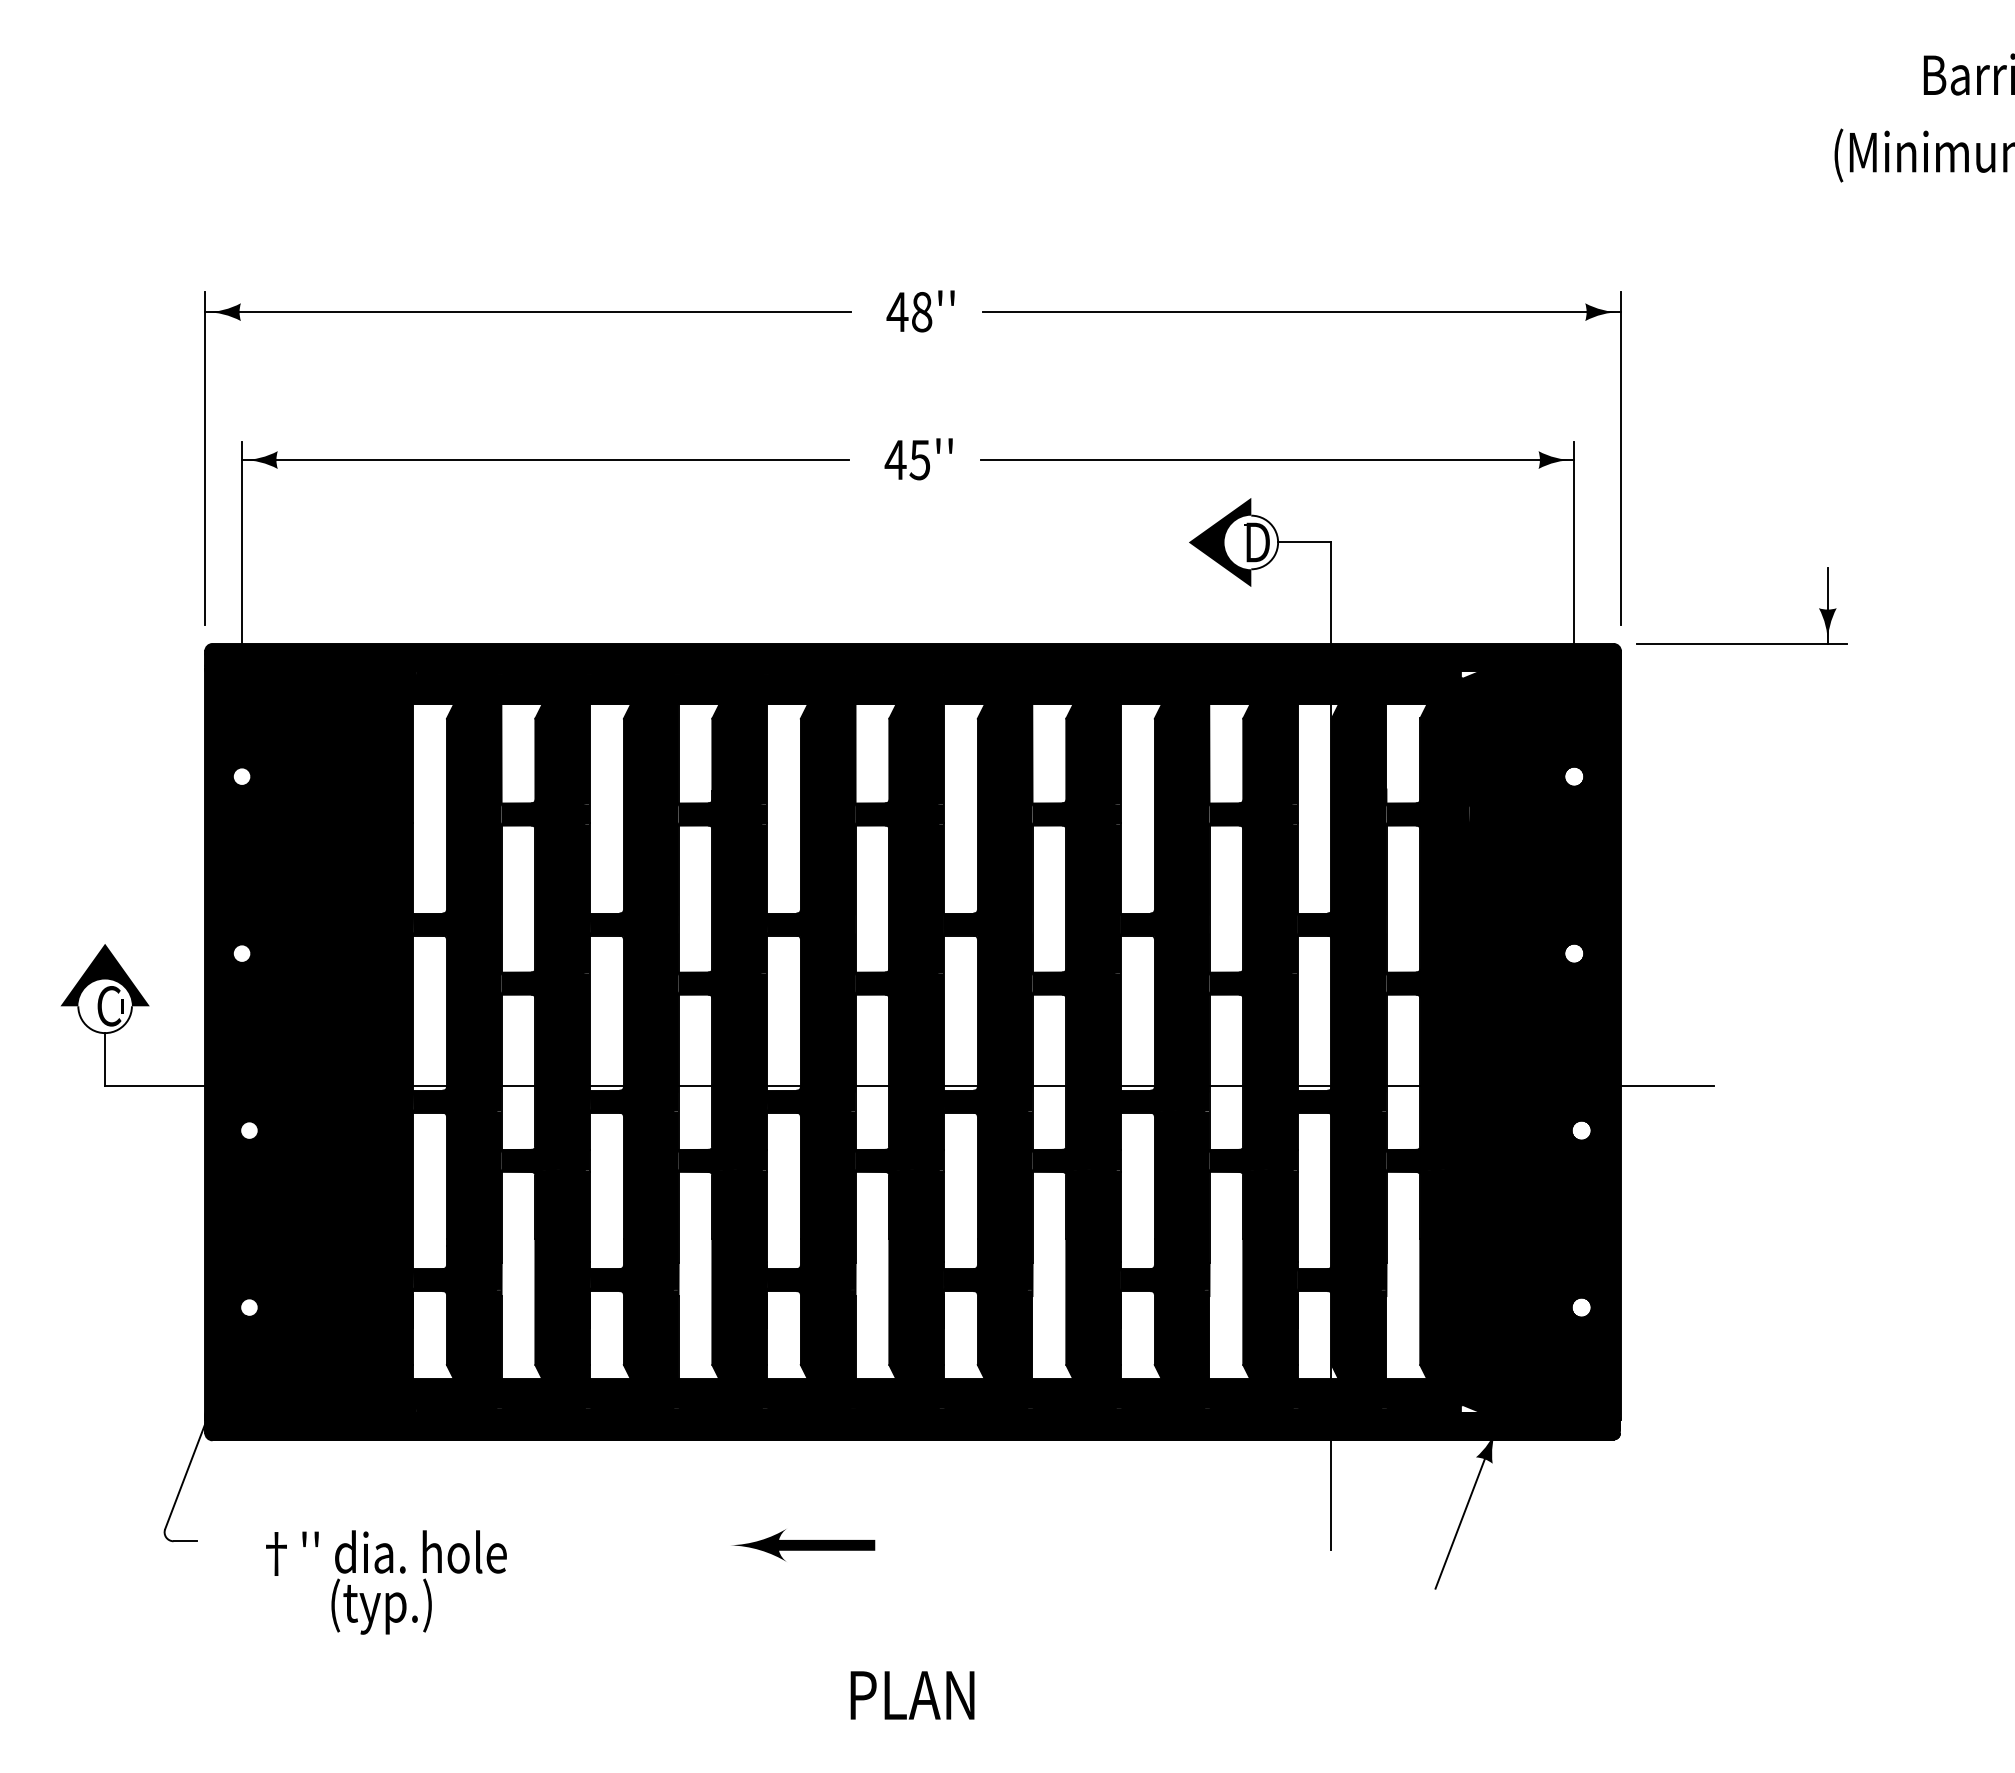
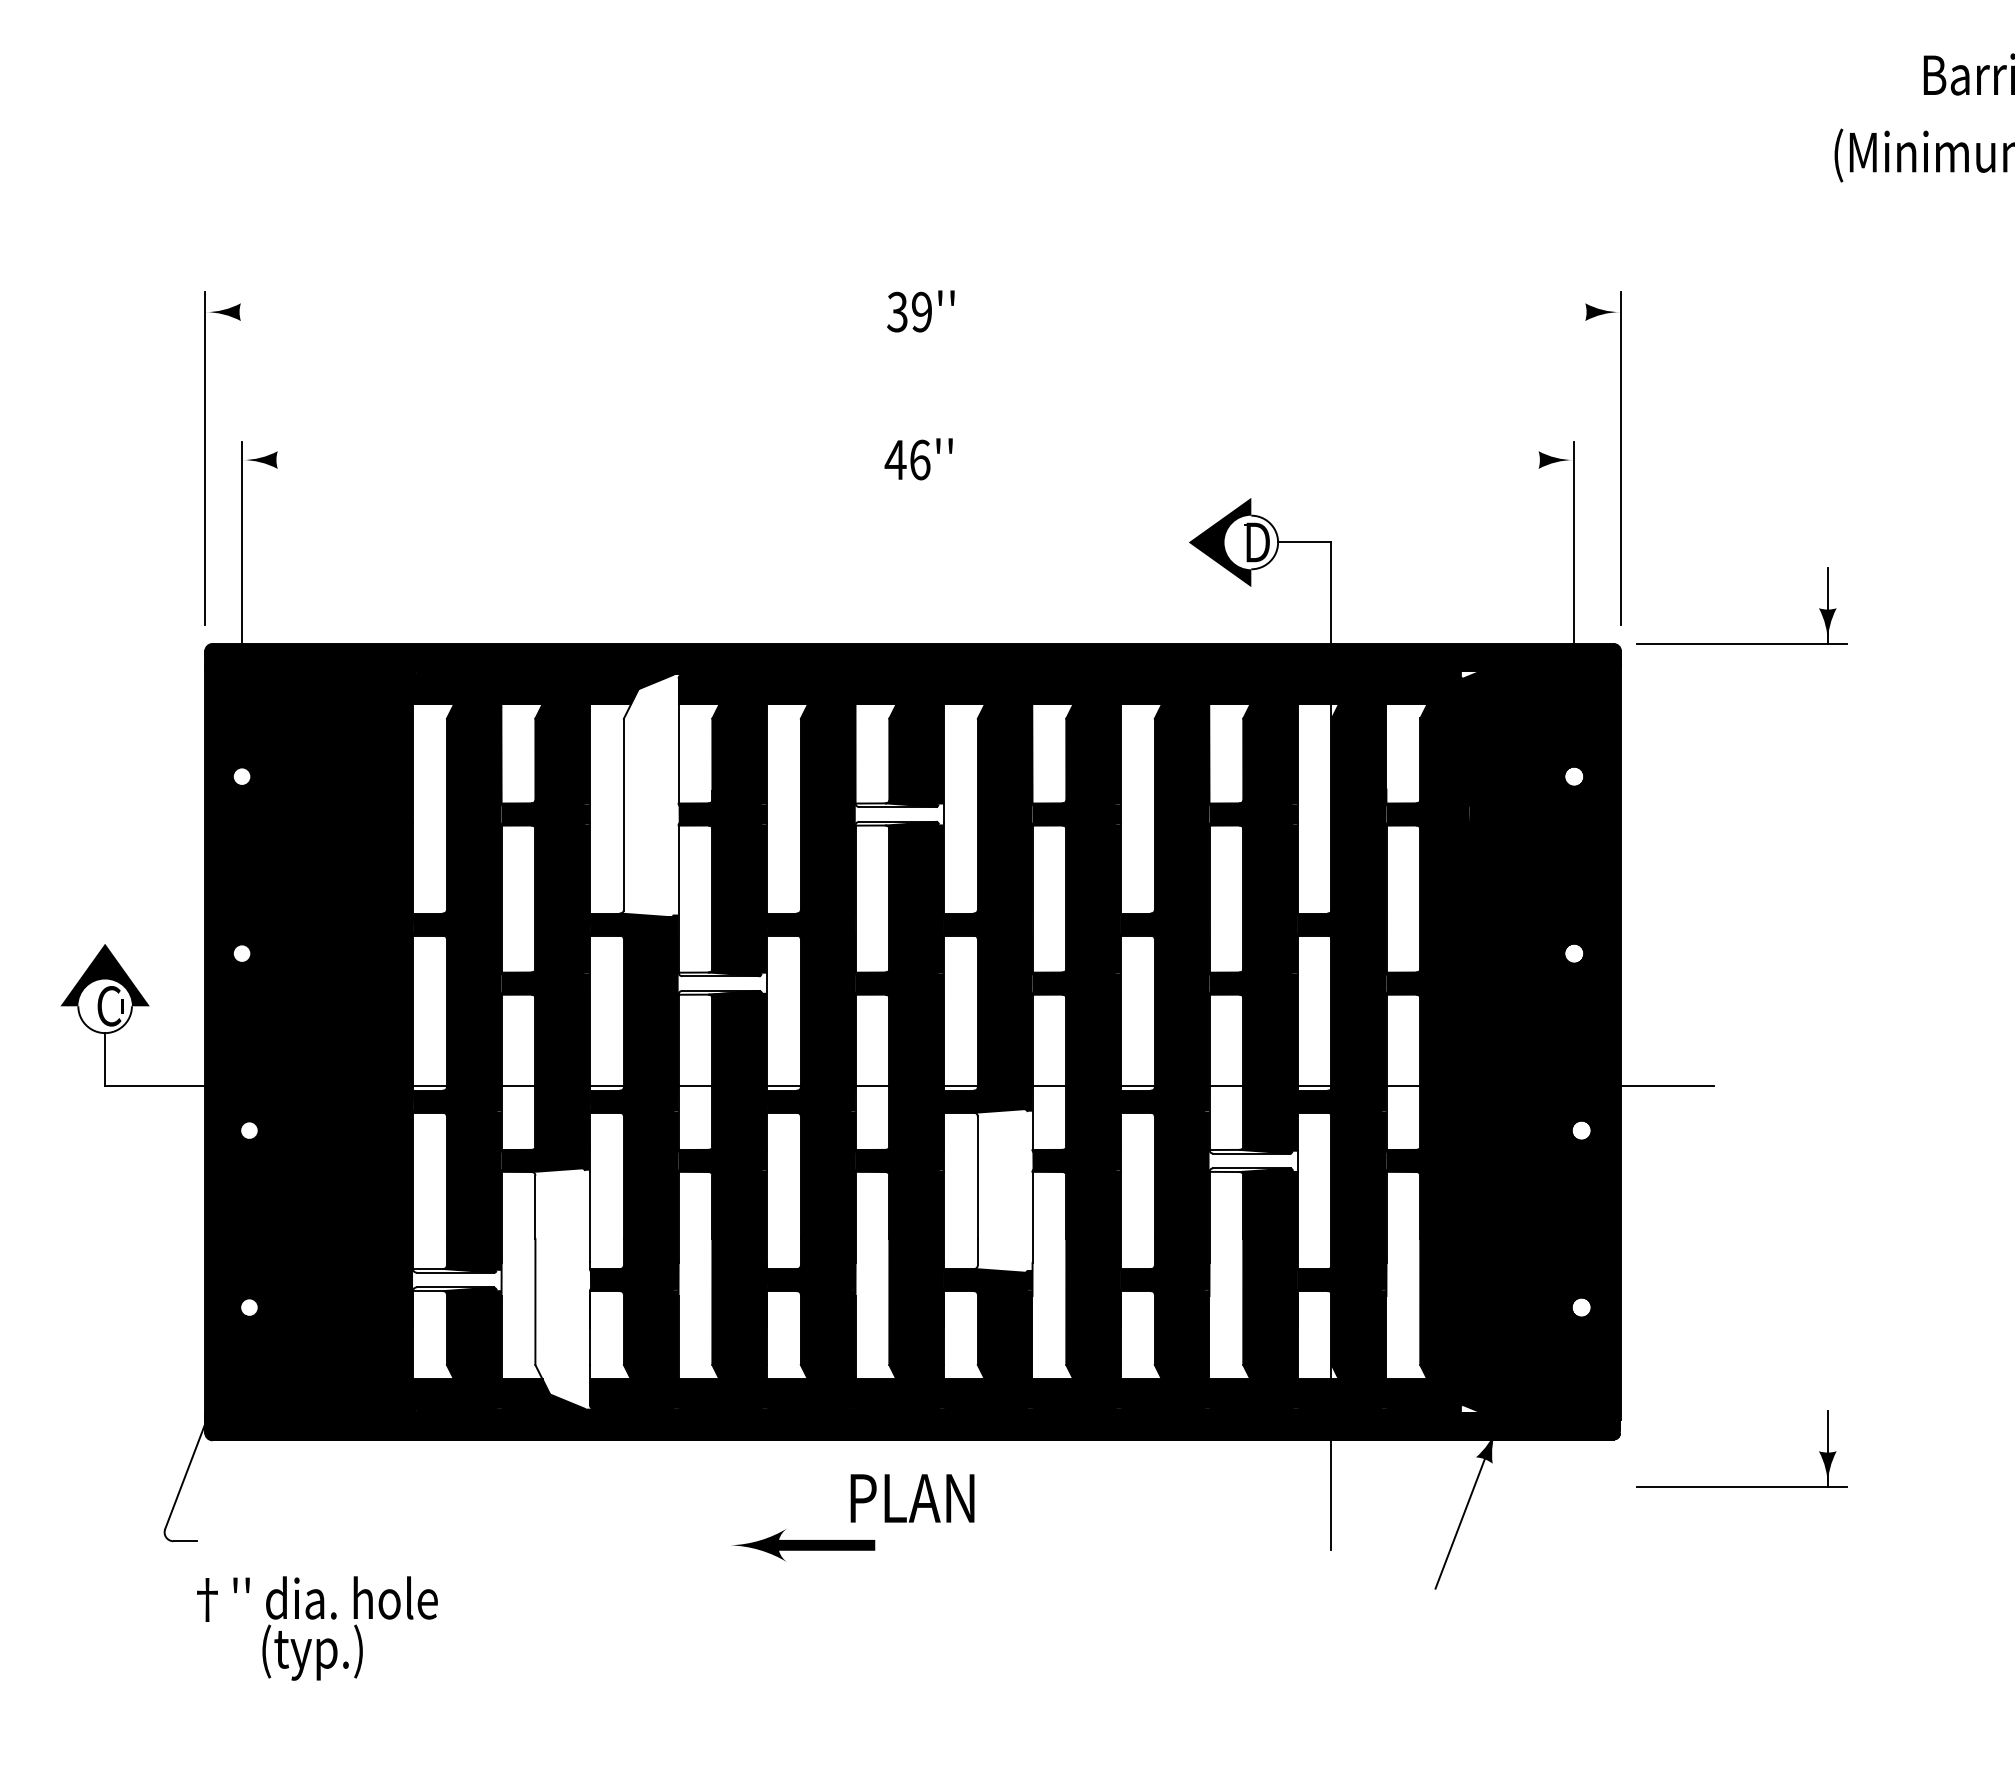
text: 48'' -> 39'' (909, 311)
line: present -> none (528, 312)
line: present -> none (1301, 312)
text: 45'' -> 46'' (919, 459)
line: present -> none (545, 460)
line: present -> none (1277, 460)
fill: present -> none (651, 795)
fill: present -> none (899, 814)
fill: present -> none (722, 983)
fill: present -> none (1253, 1160)
fill: present -> none (1003, 1190)
fill: present -> none (456, 1279)
fill: present -> none (562, 1288)
part: none -> present (1741, 1486)
text position: (386, 1582) -> (317, 1628) (317, 1628)
text position: (912, 1695) -> (912, 1498) (912, 1498)
